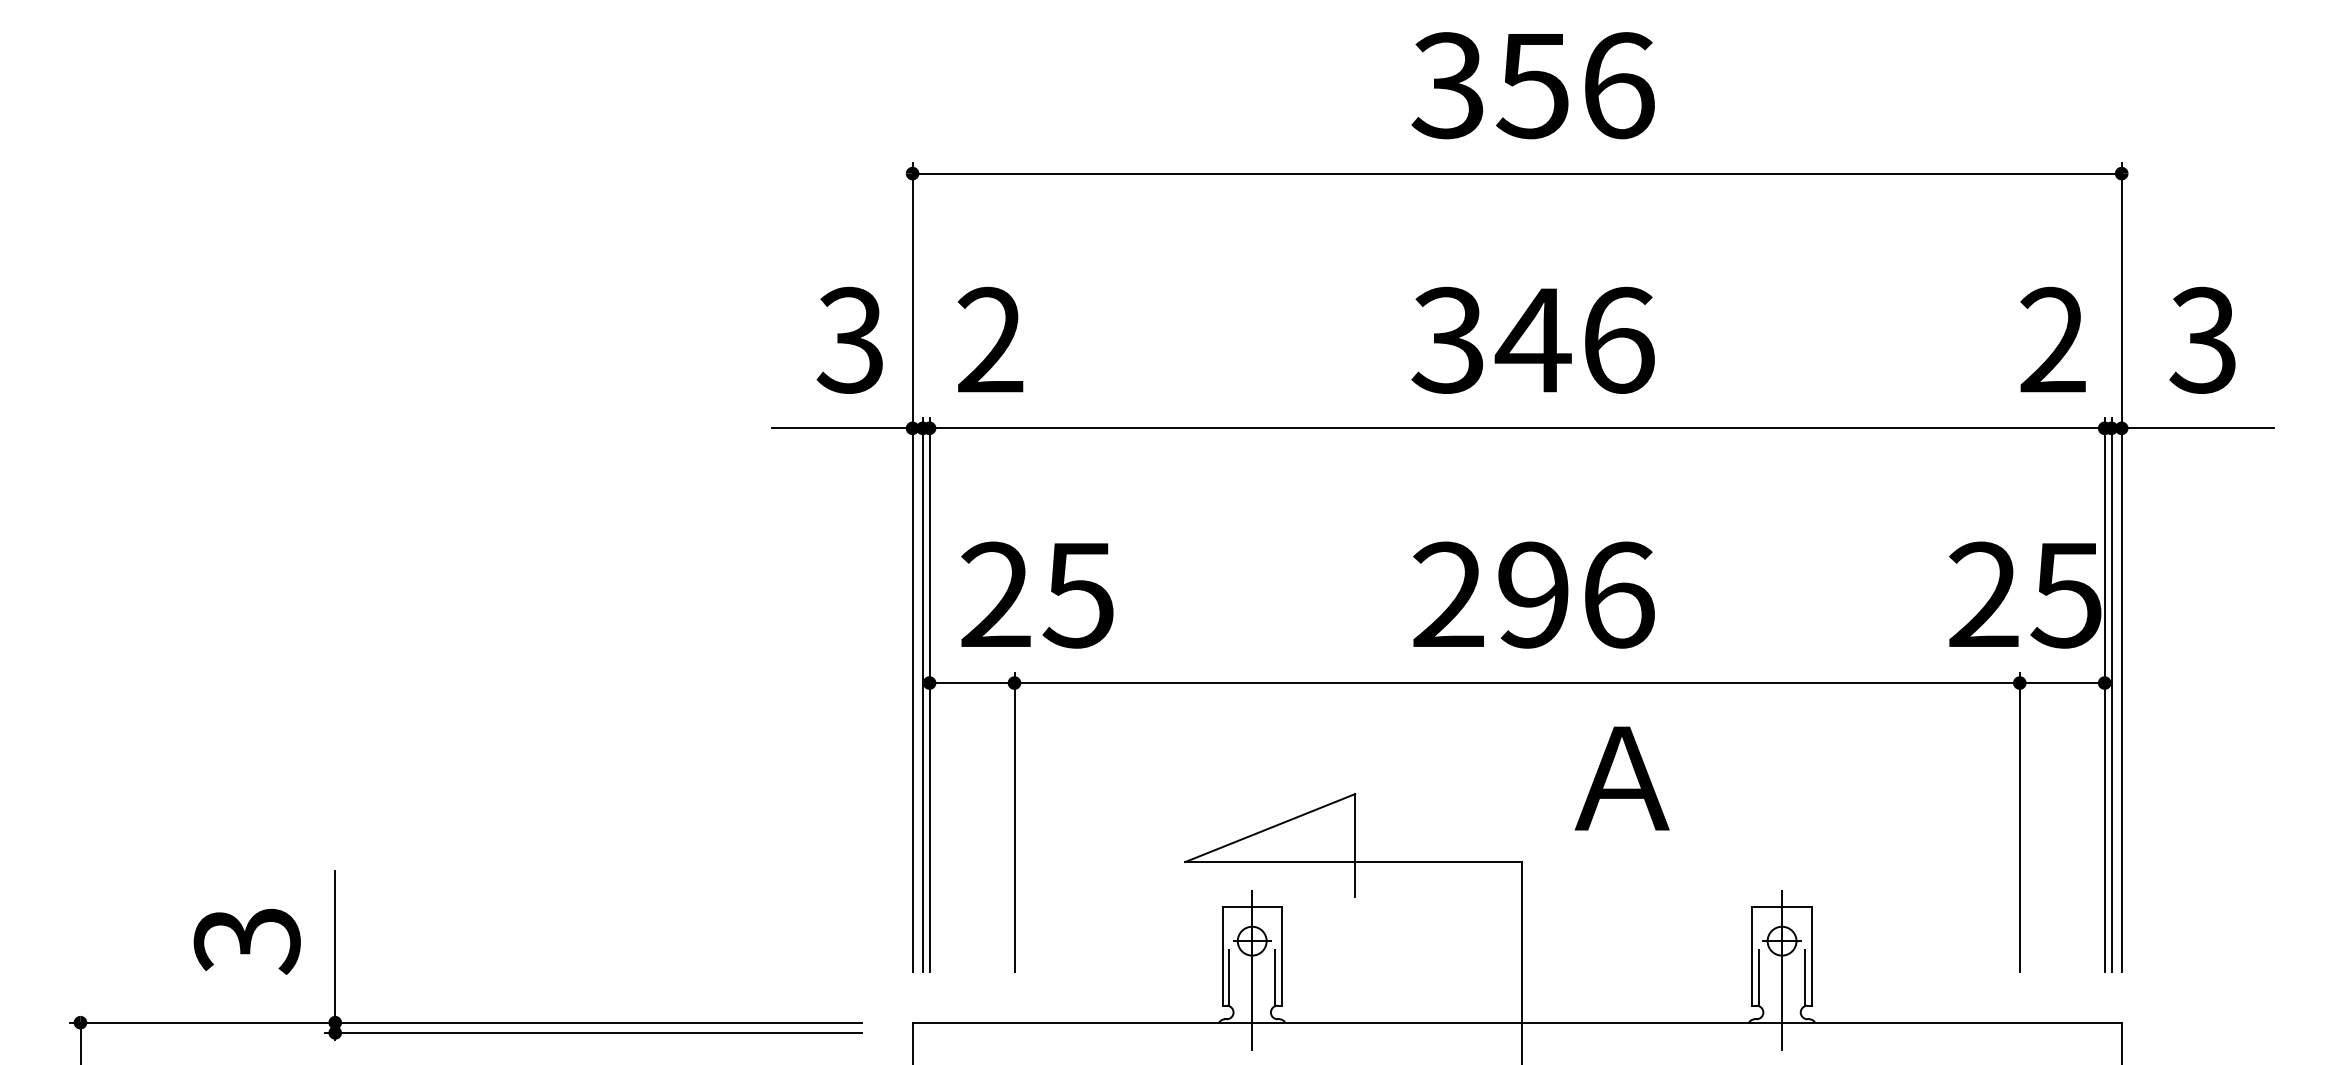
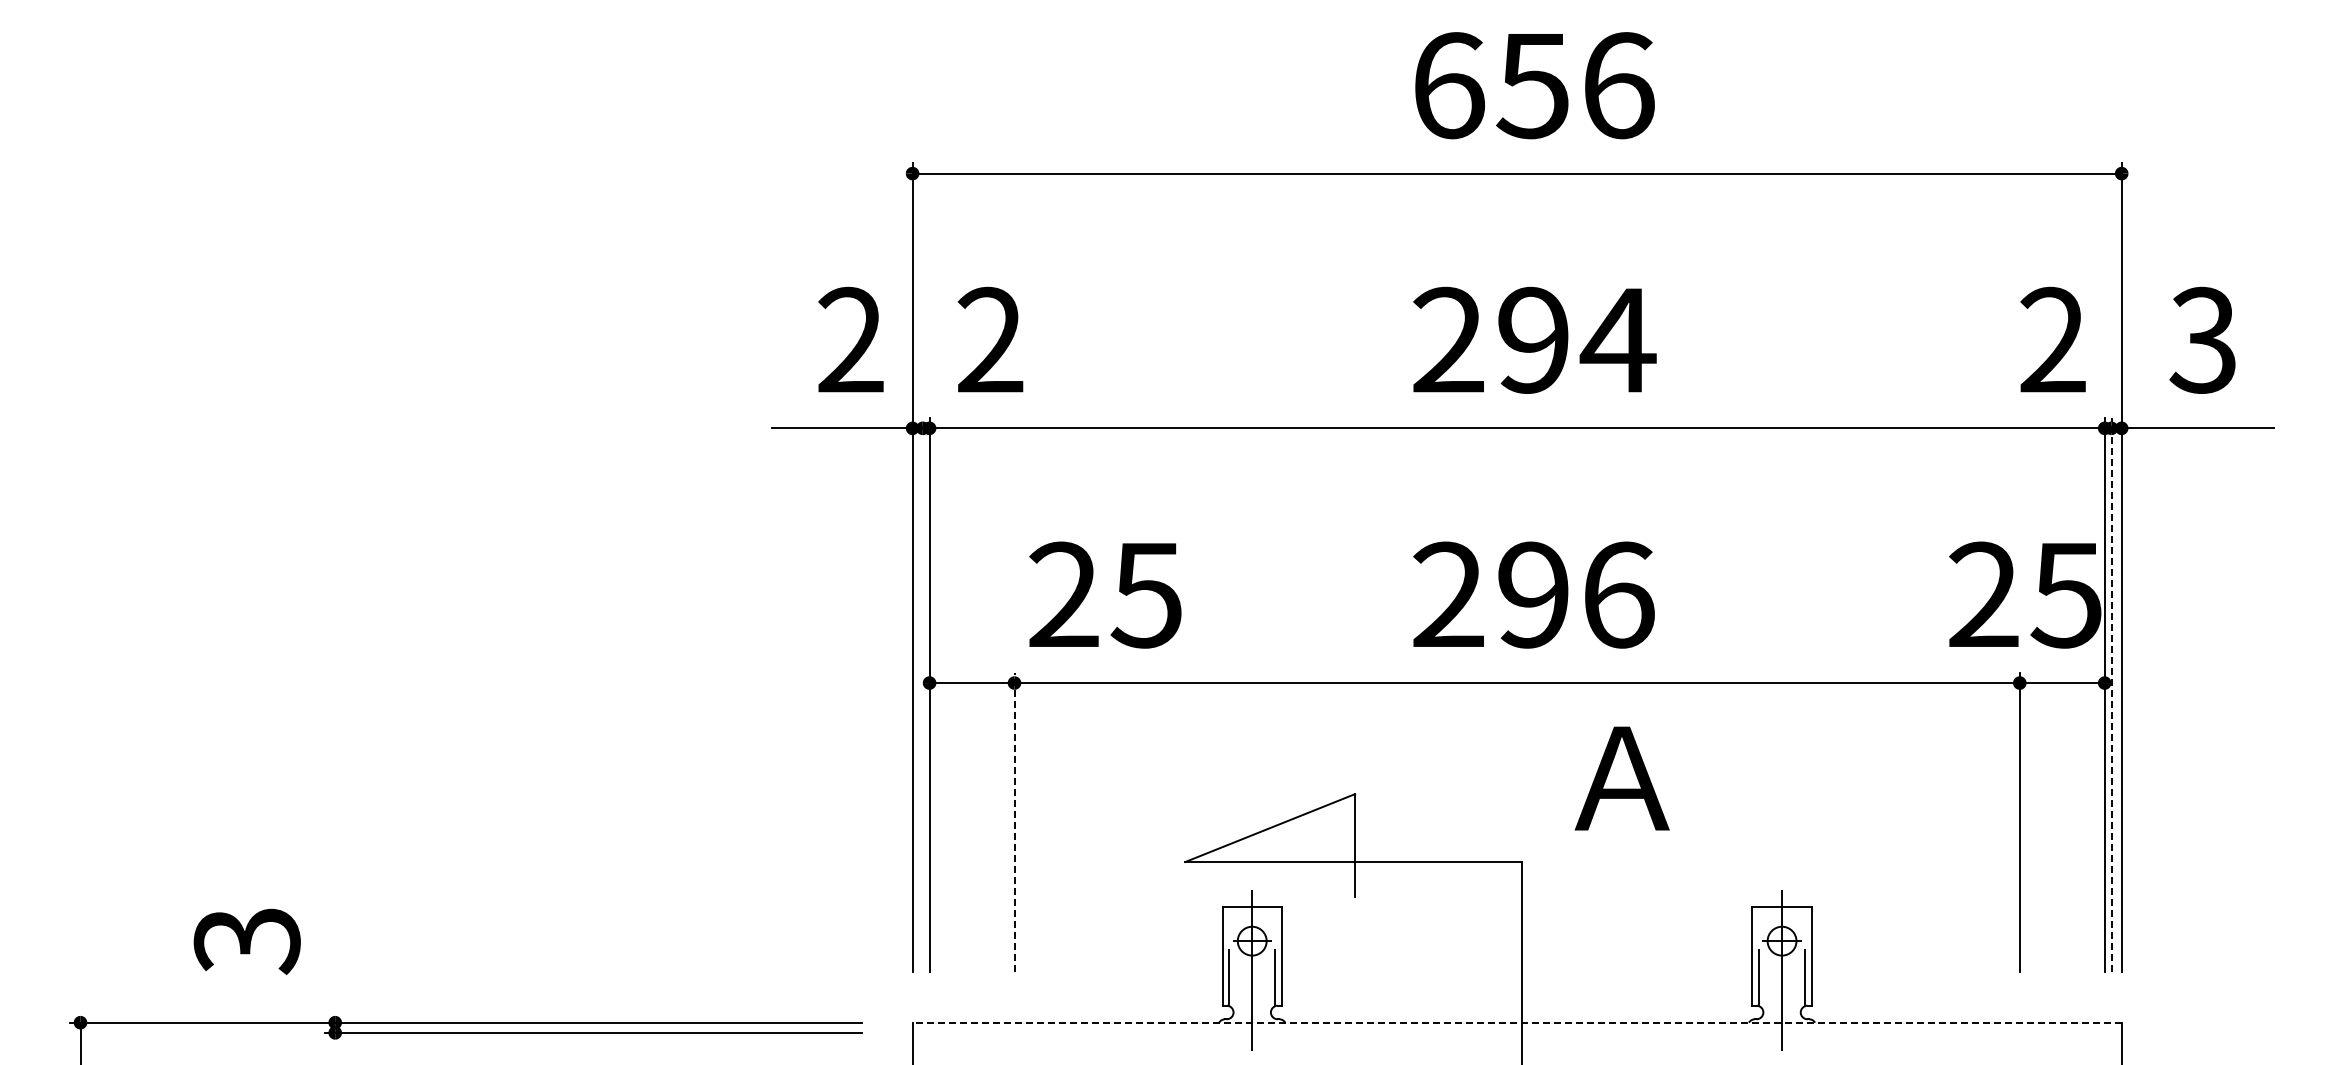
text: 356 -> 656 (1448, 85)
text: 346 -> 294 (1533, 339)
text: 3 -> 2 (849, 340)
text position: (1037, 594) -> (1105, 594) (1105, 594)
line: present -> none (922, 694)
line: solid -> dashed (2111, 694)
line: solid -> dashed (1014, 821)
line: present -> none (335, 954)
line: solid -> dashed (1517, 1022)
